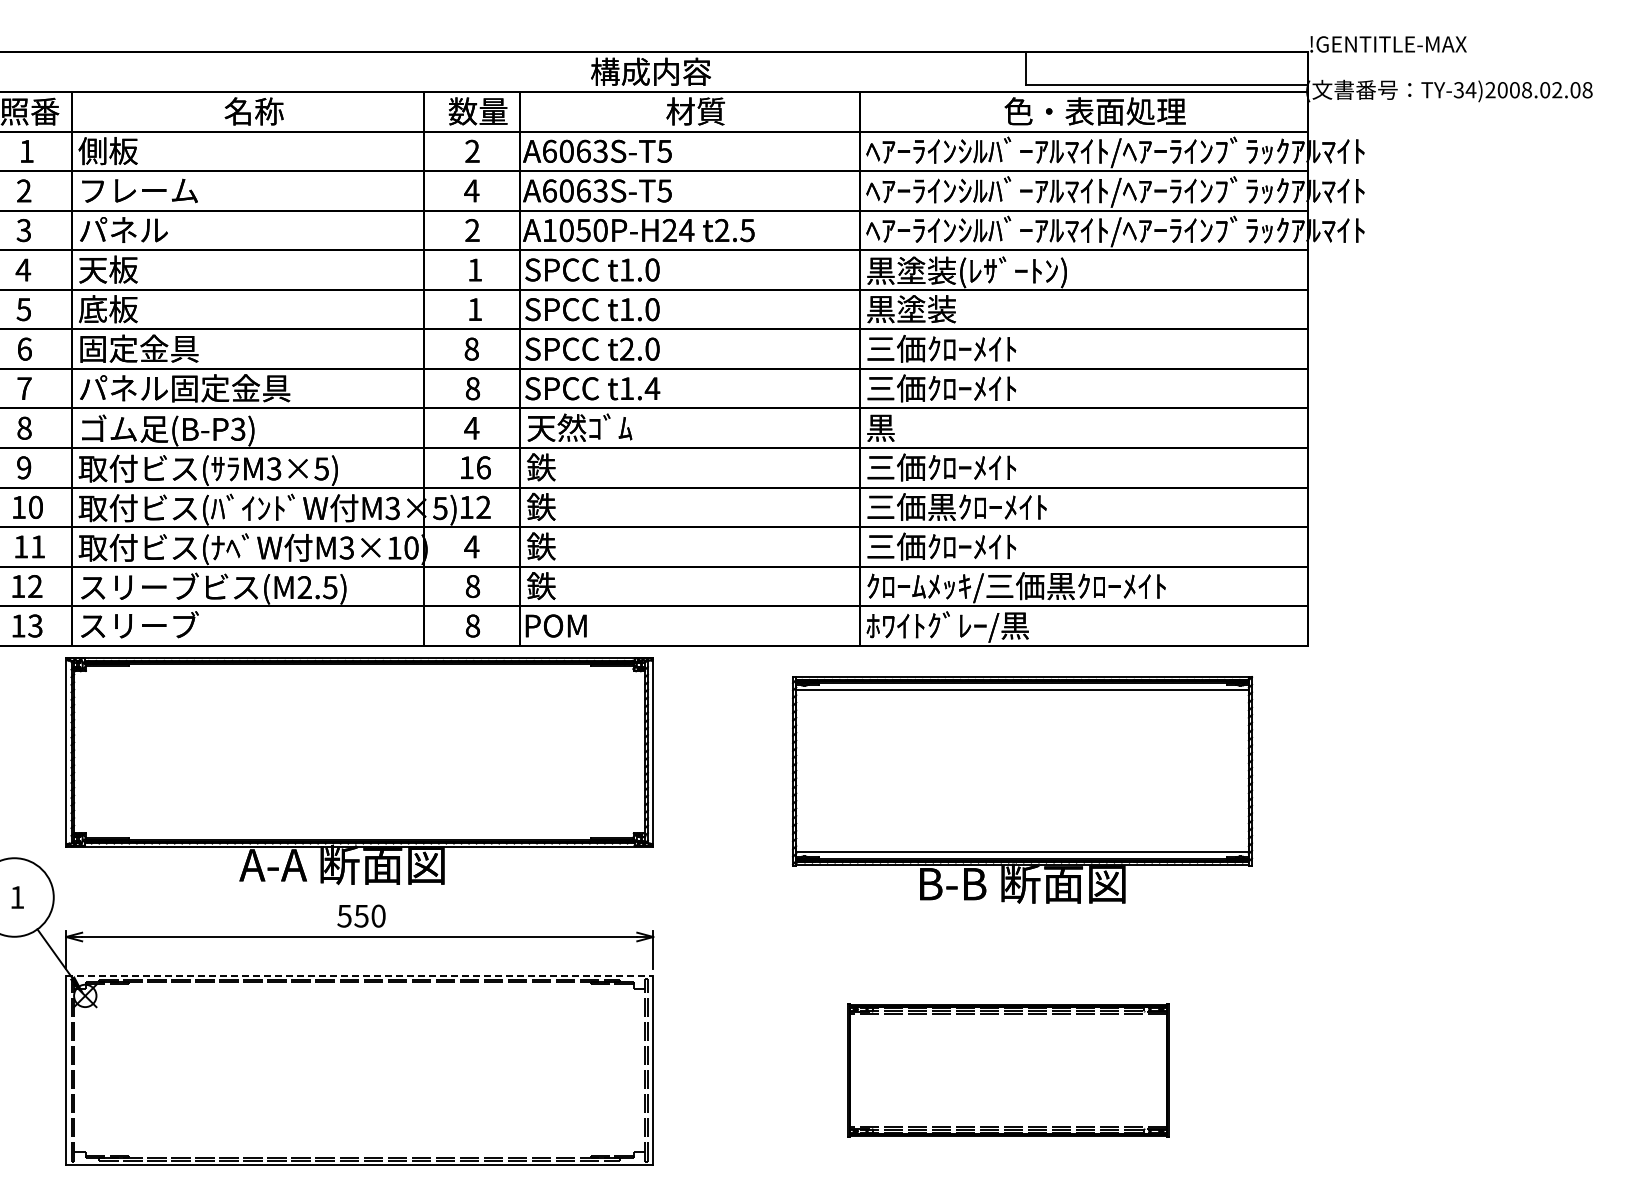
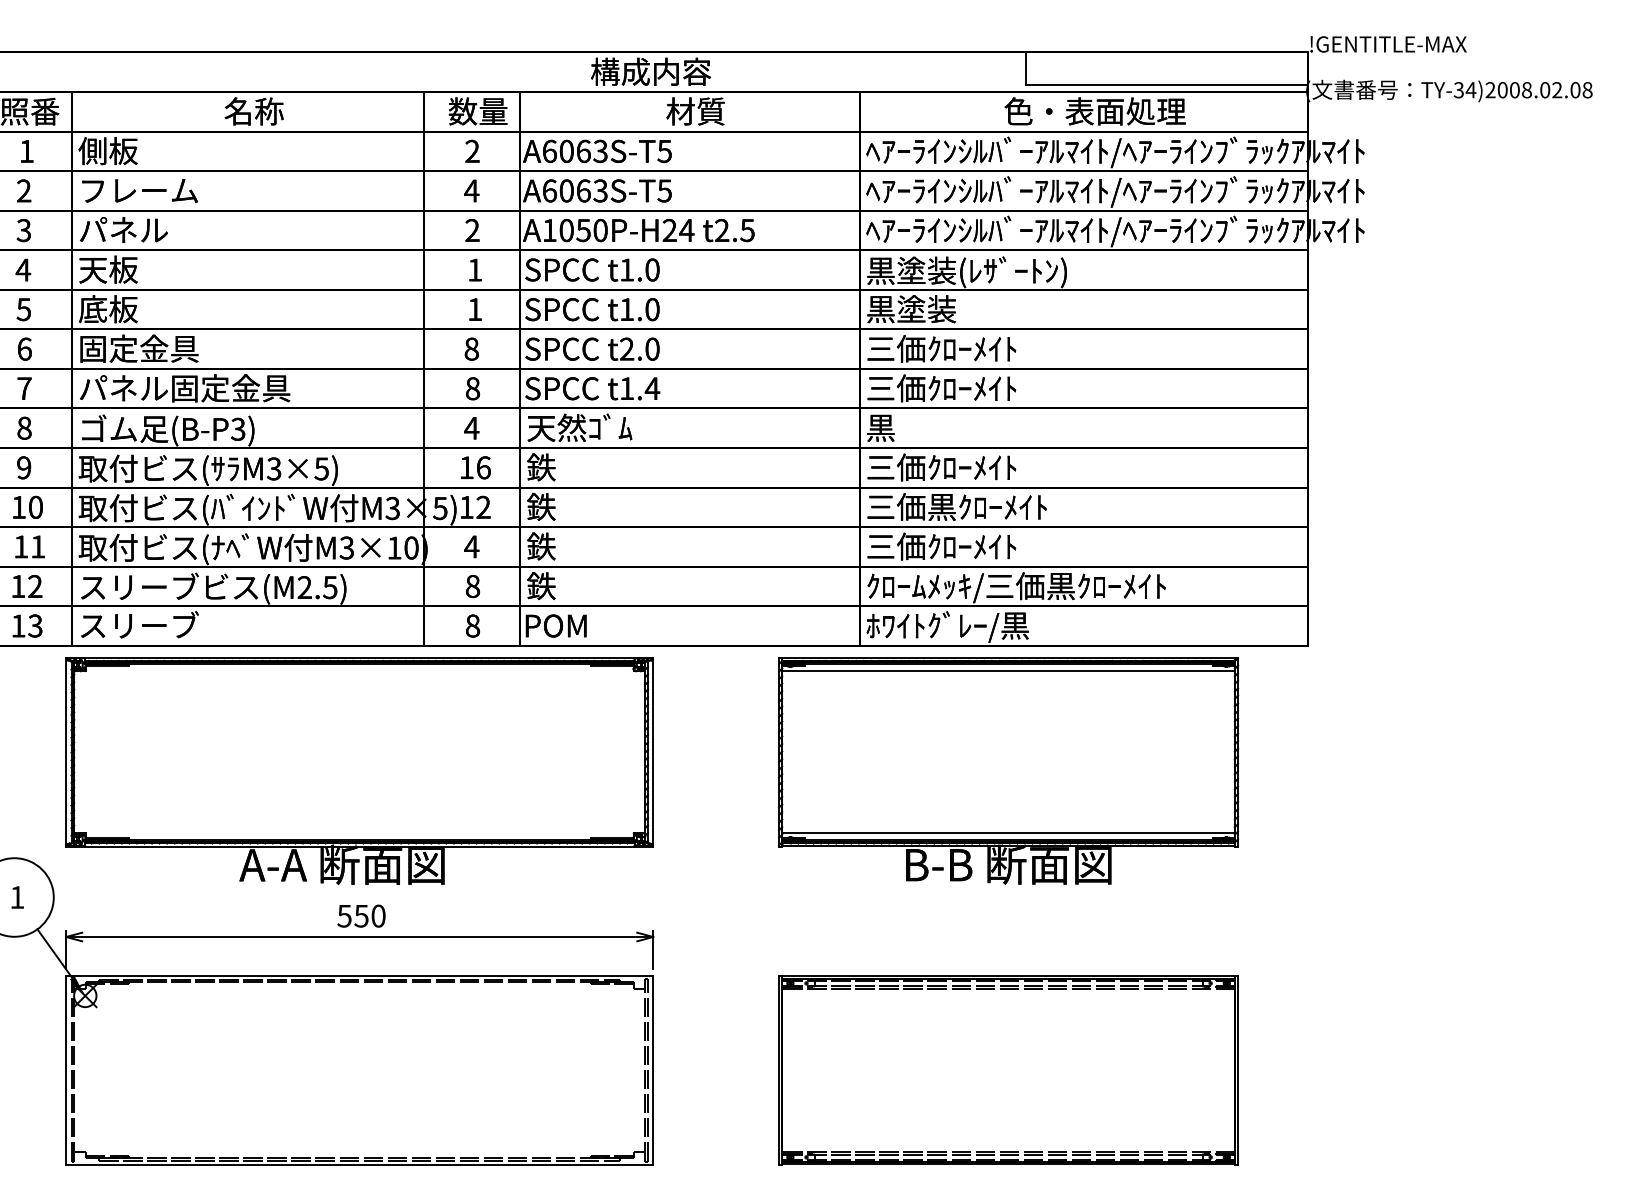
part position: (1022, 789) -> (1008, 770) (1008, 770)
line: dashed -> solid (359, 975)
part size: 323x135 px -> 461x191 px (1008, 1070)
